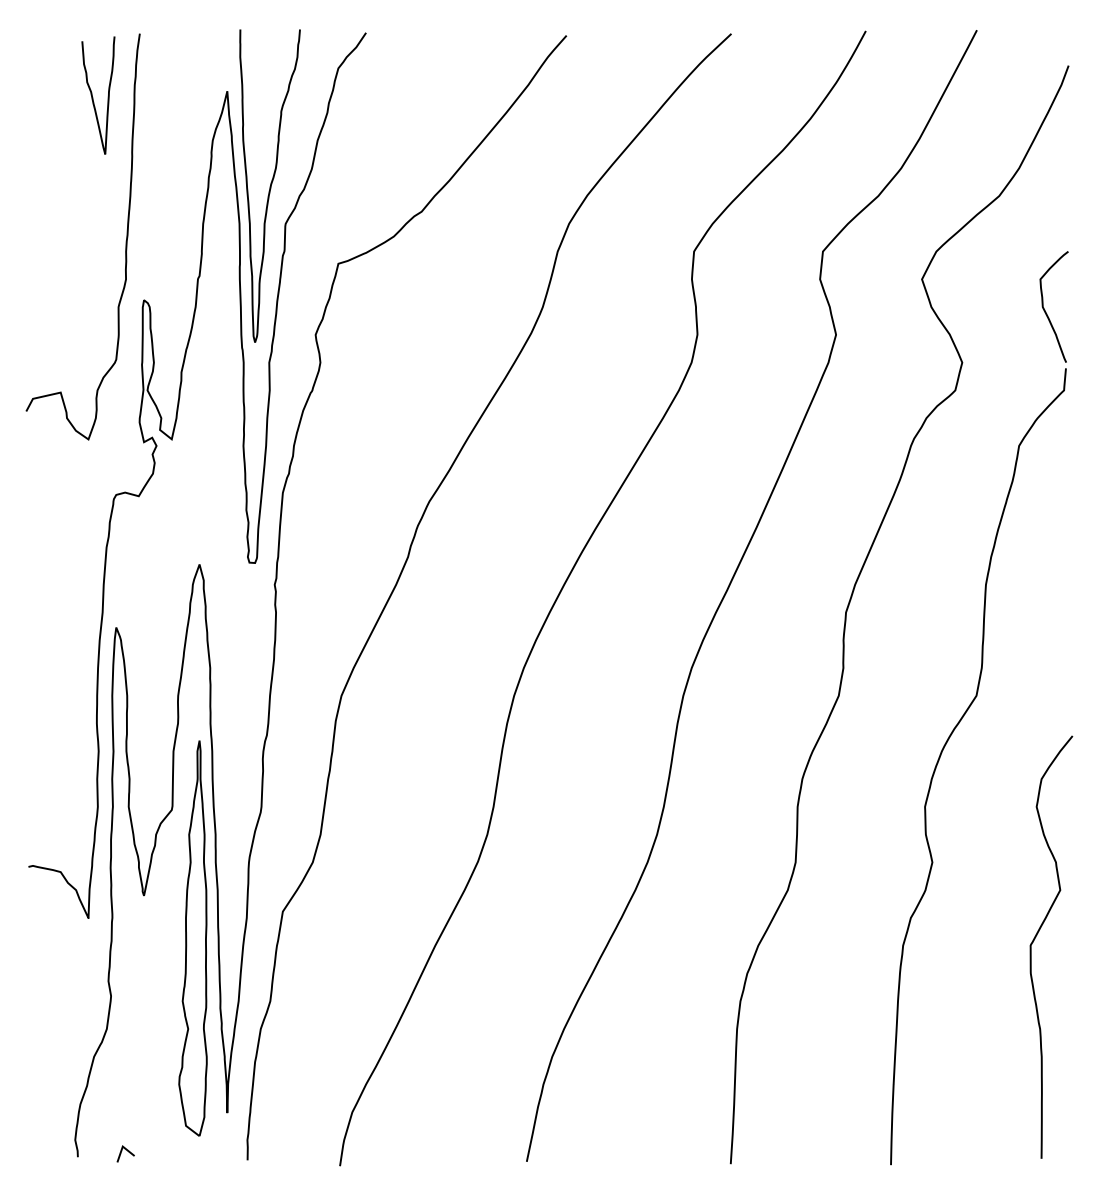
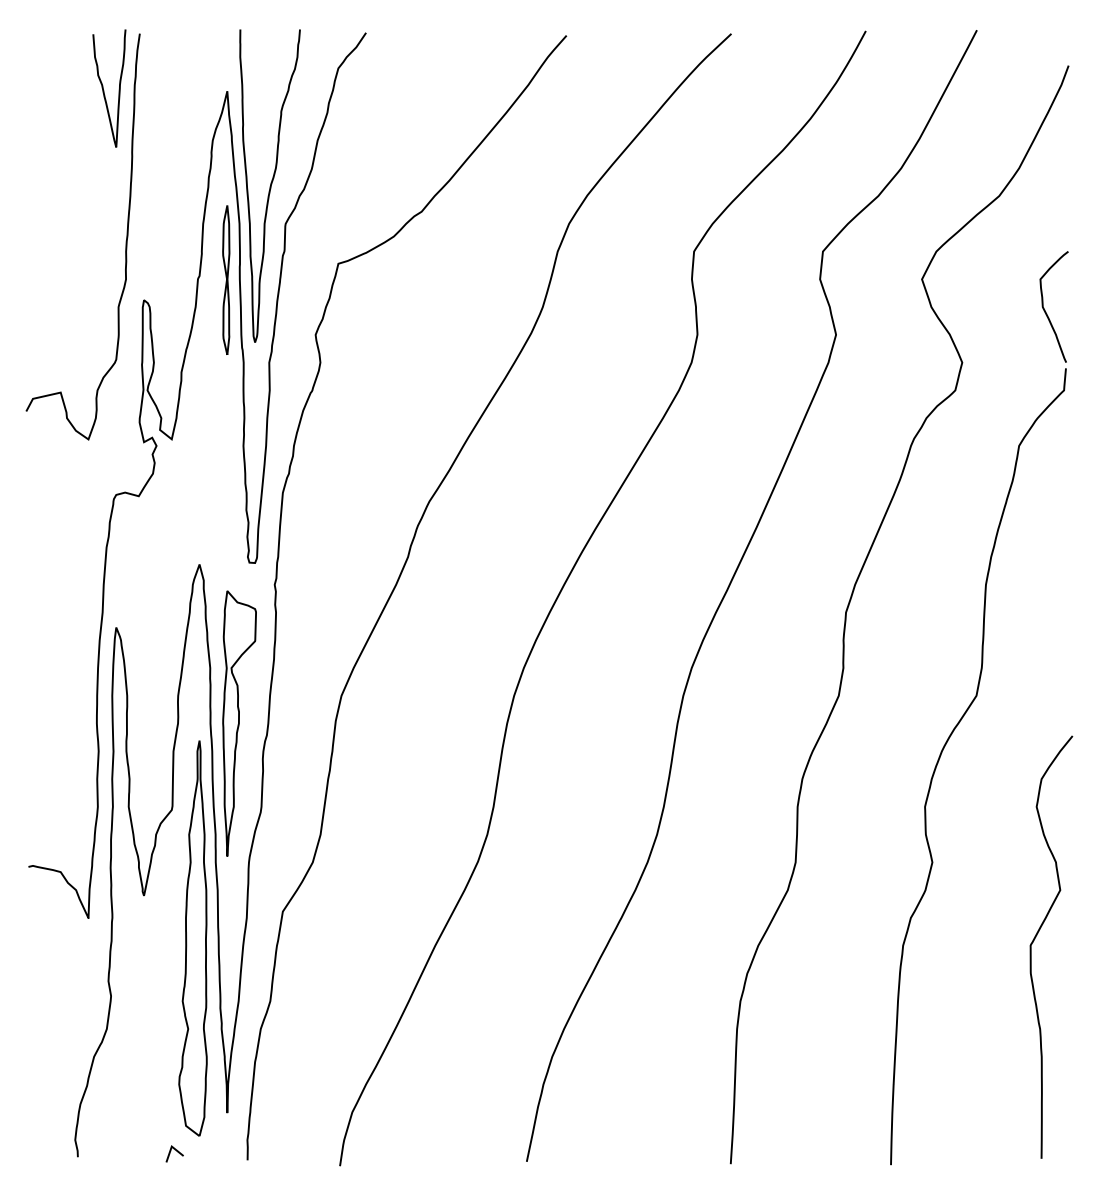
curve position: (93, 97) -> (104, 90) (104, 90)
part: none -> present (226, 279)
part: none -> present (239, 723)
line position: (127, 1151) -> (176, 1151) (176, 1151)
